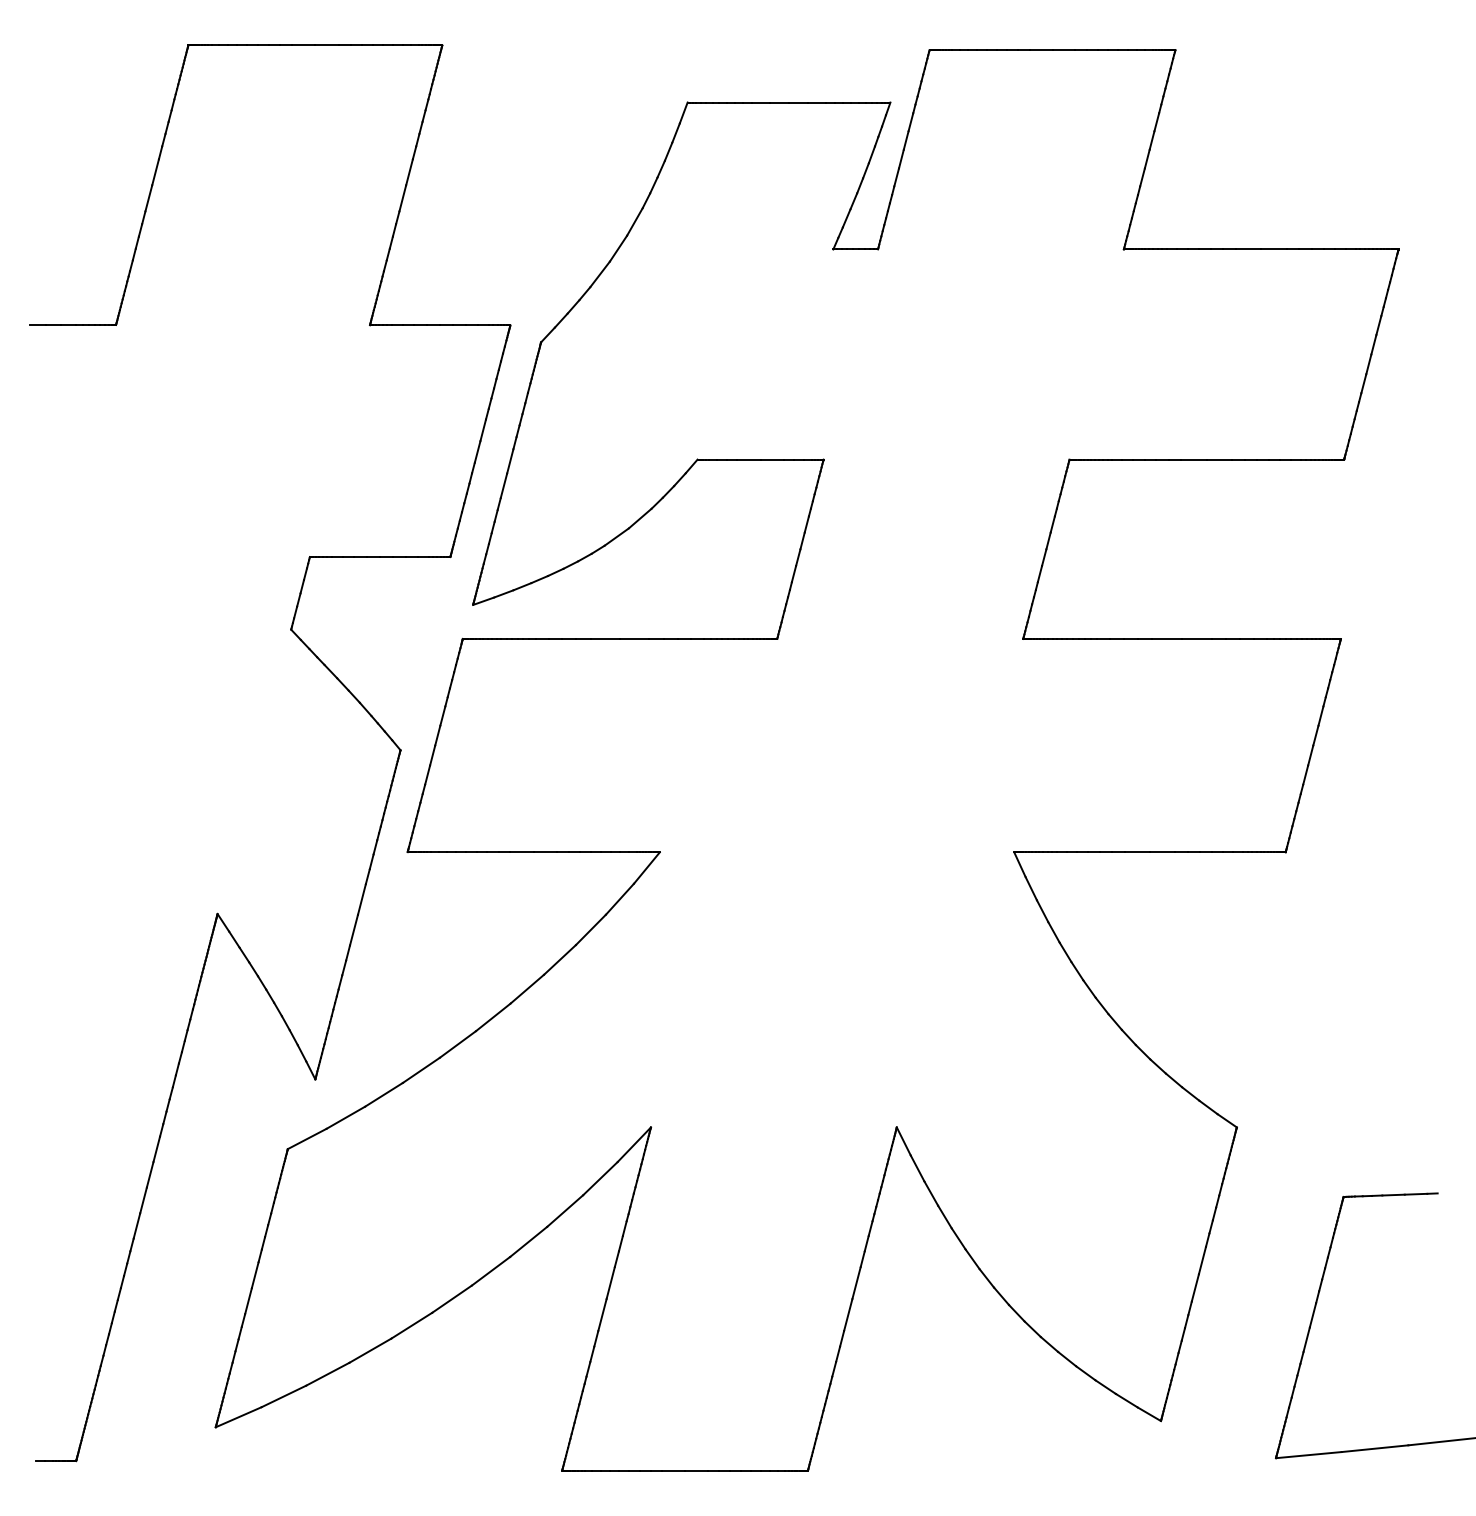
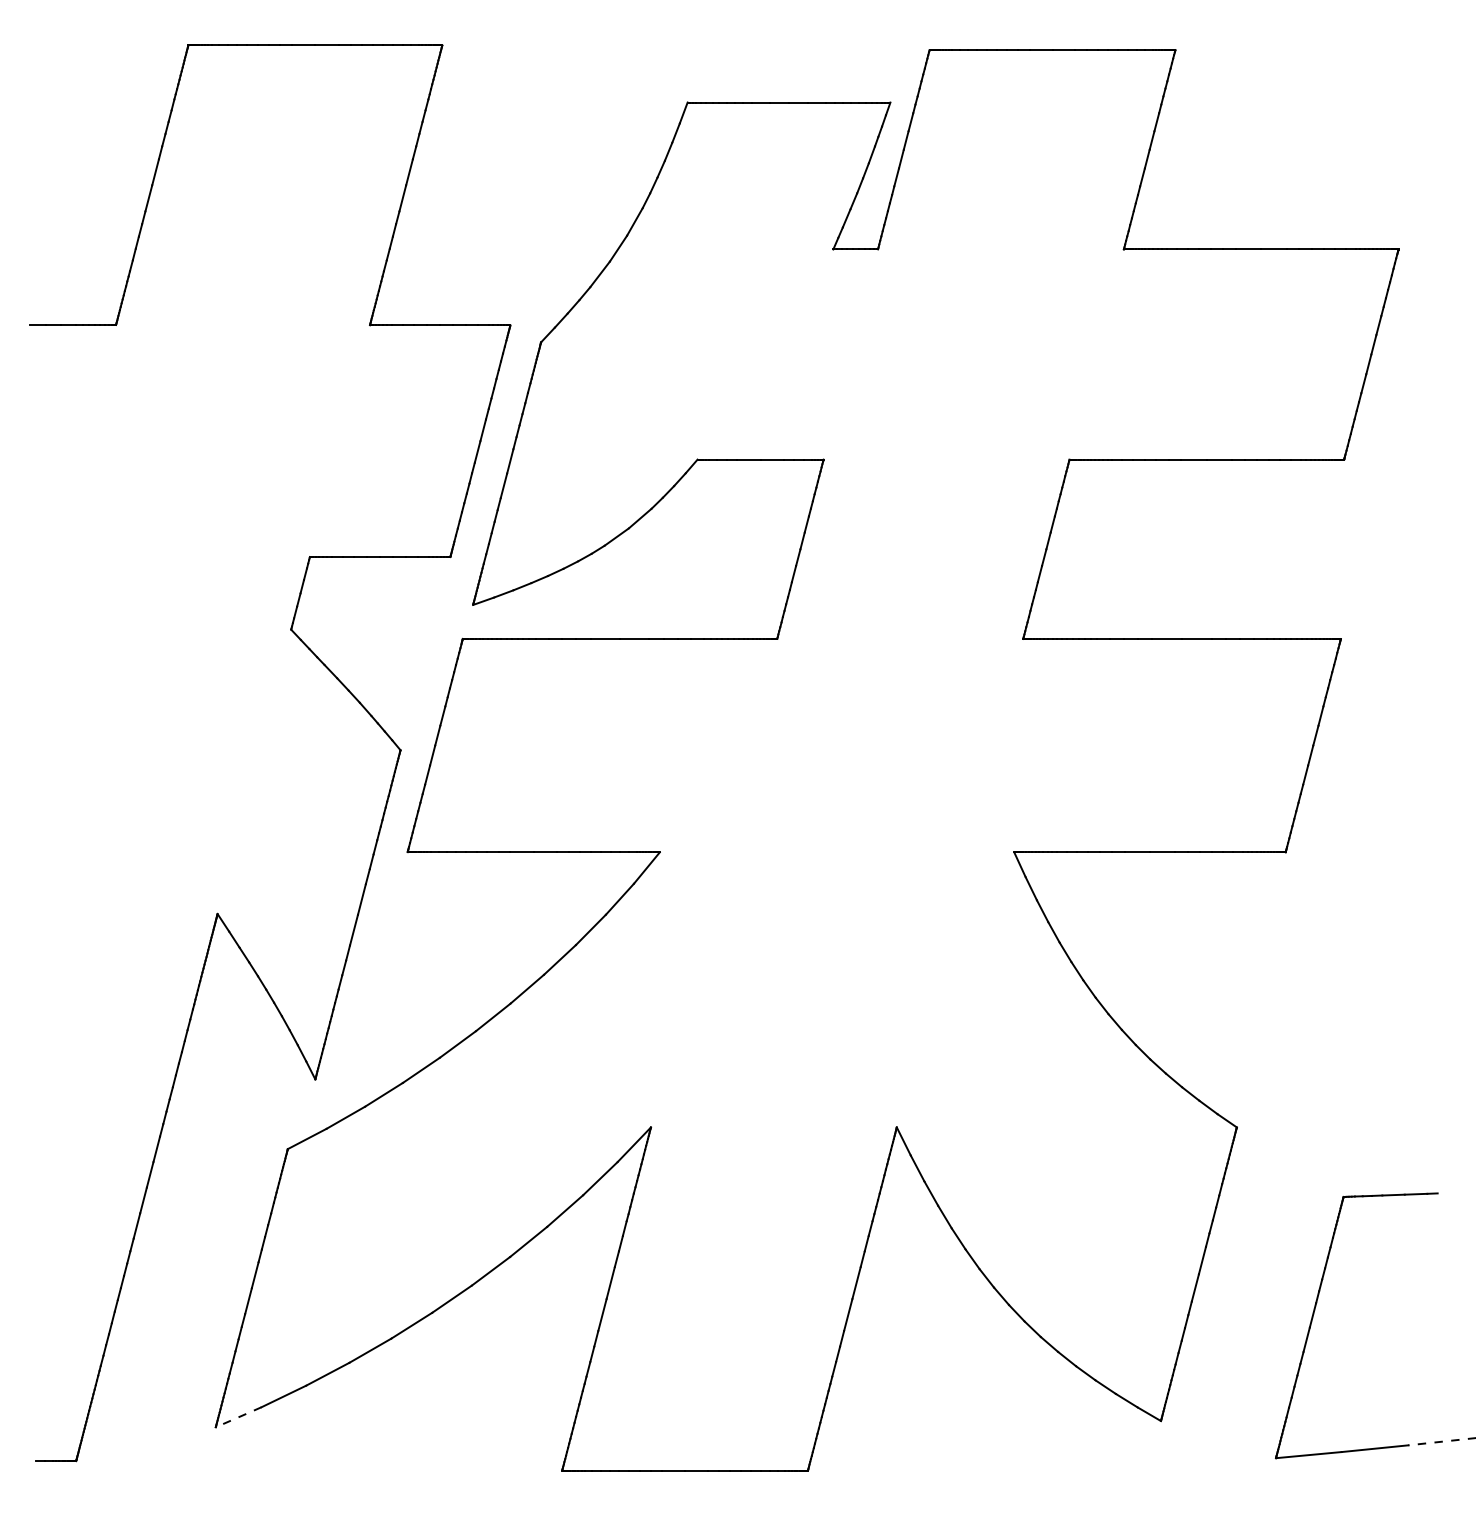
line: solid -> dashed (238, 1417)
line: solid -> dashed (1441, 1441)
